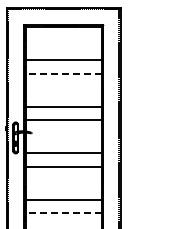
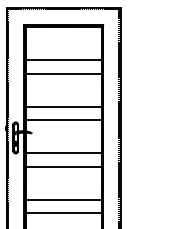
line: dashed -> solid (63, 73)
line: dashed -> solid (63, 213)
